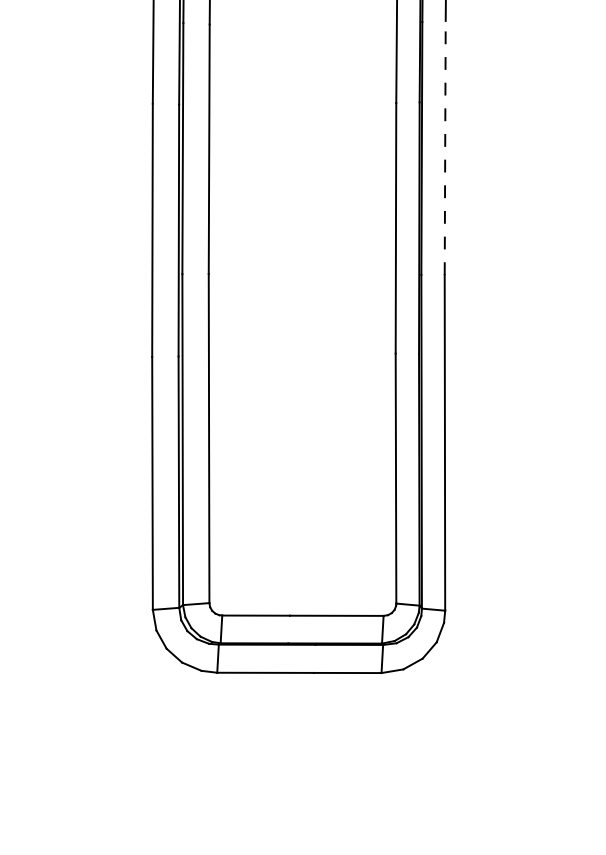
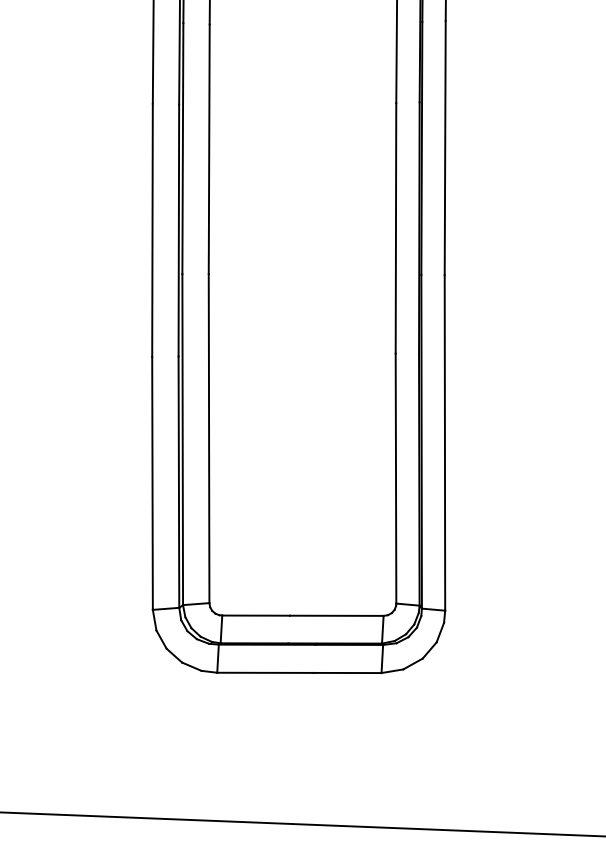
line: dashed -> solid (445, 147)
line: none -> present (302, 824)
